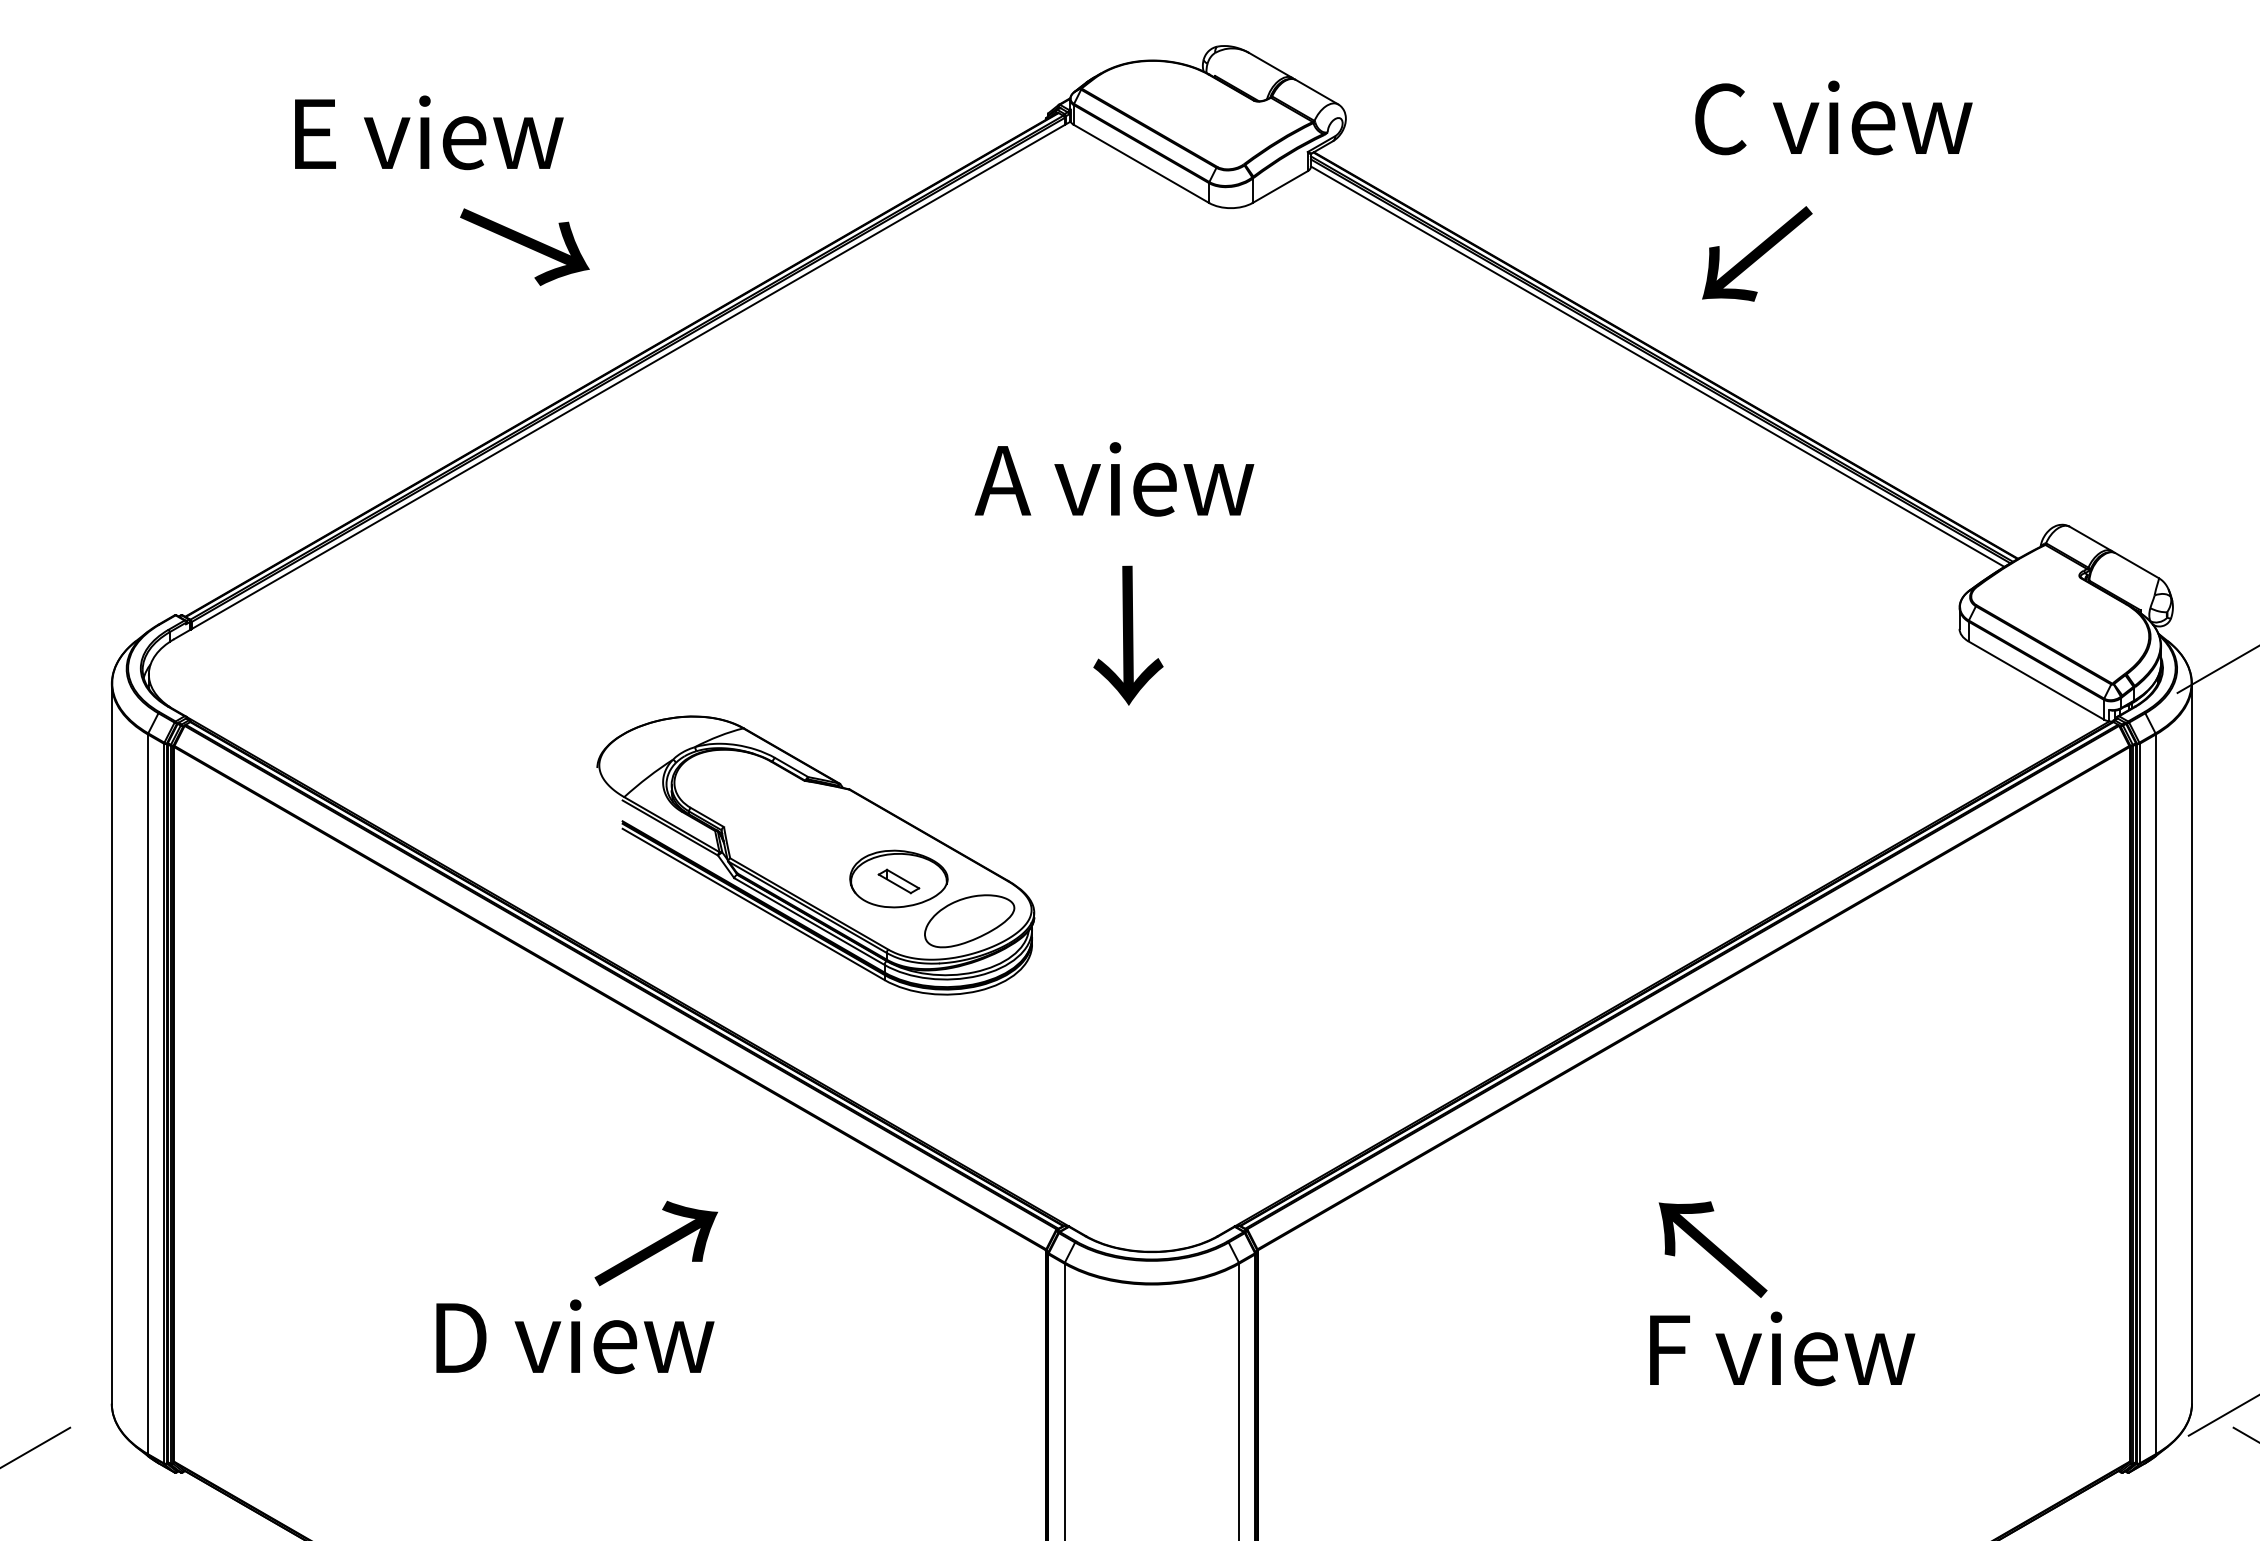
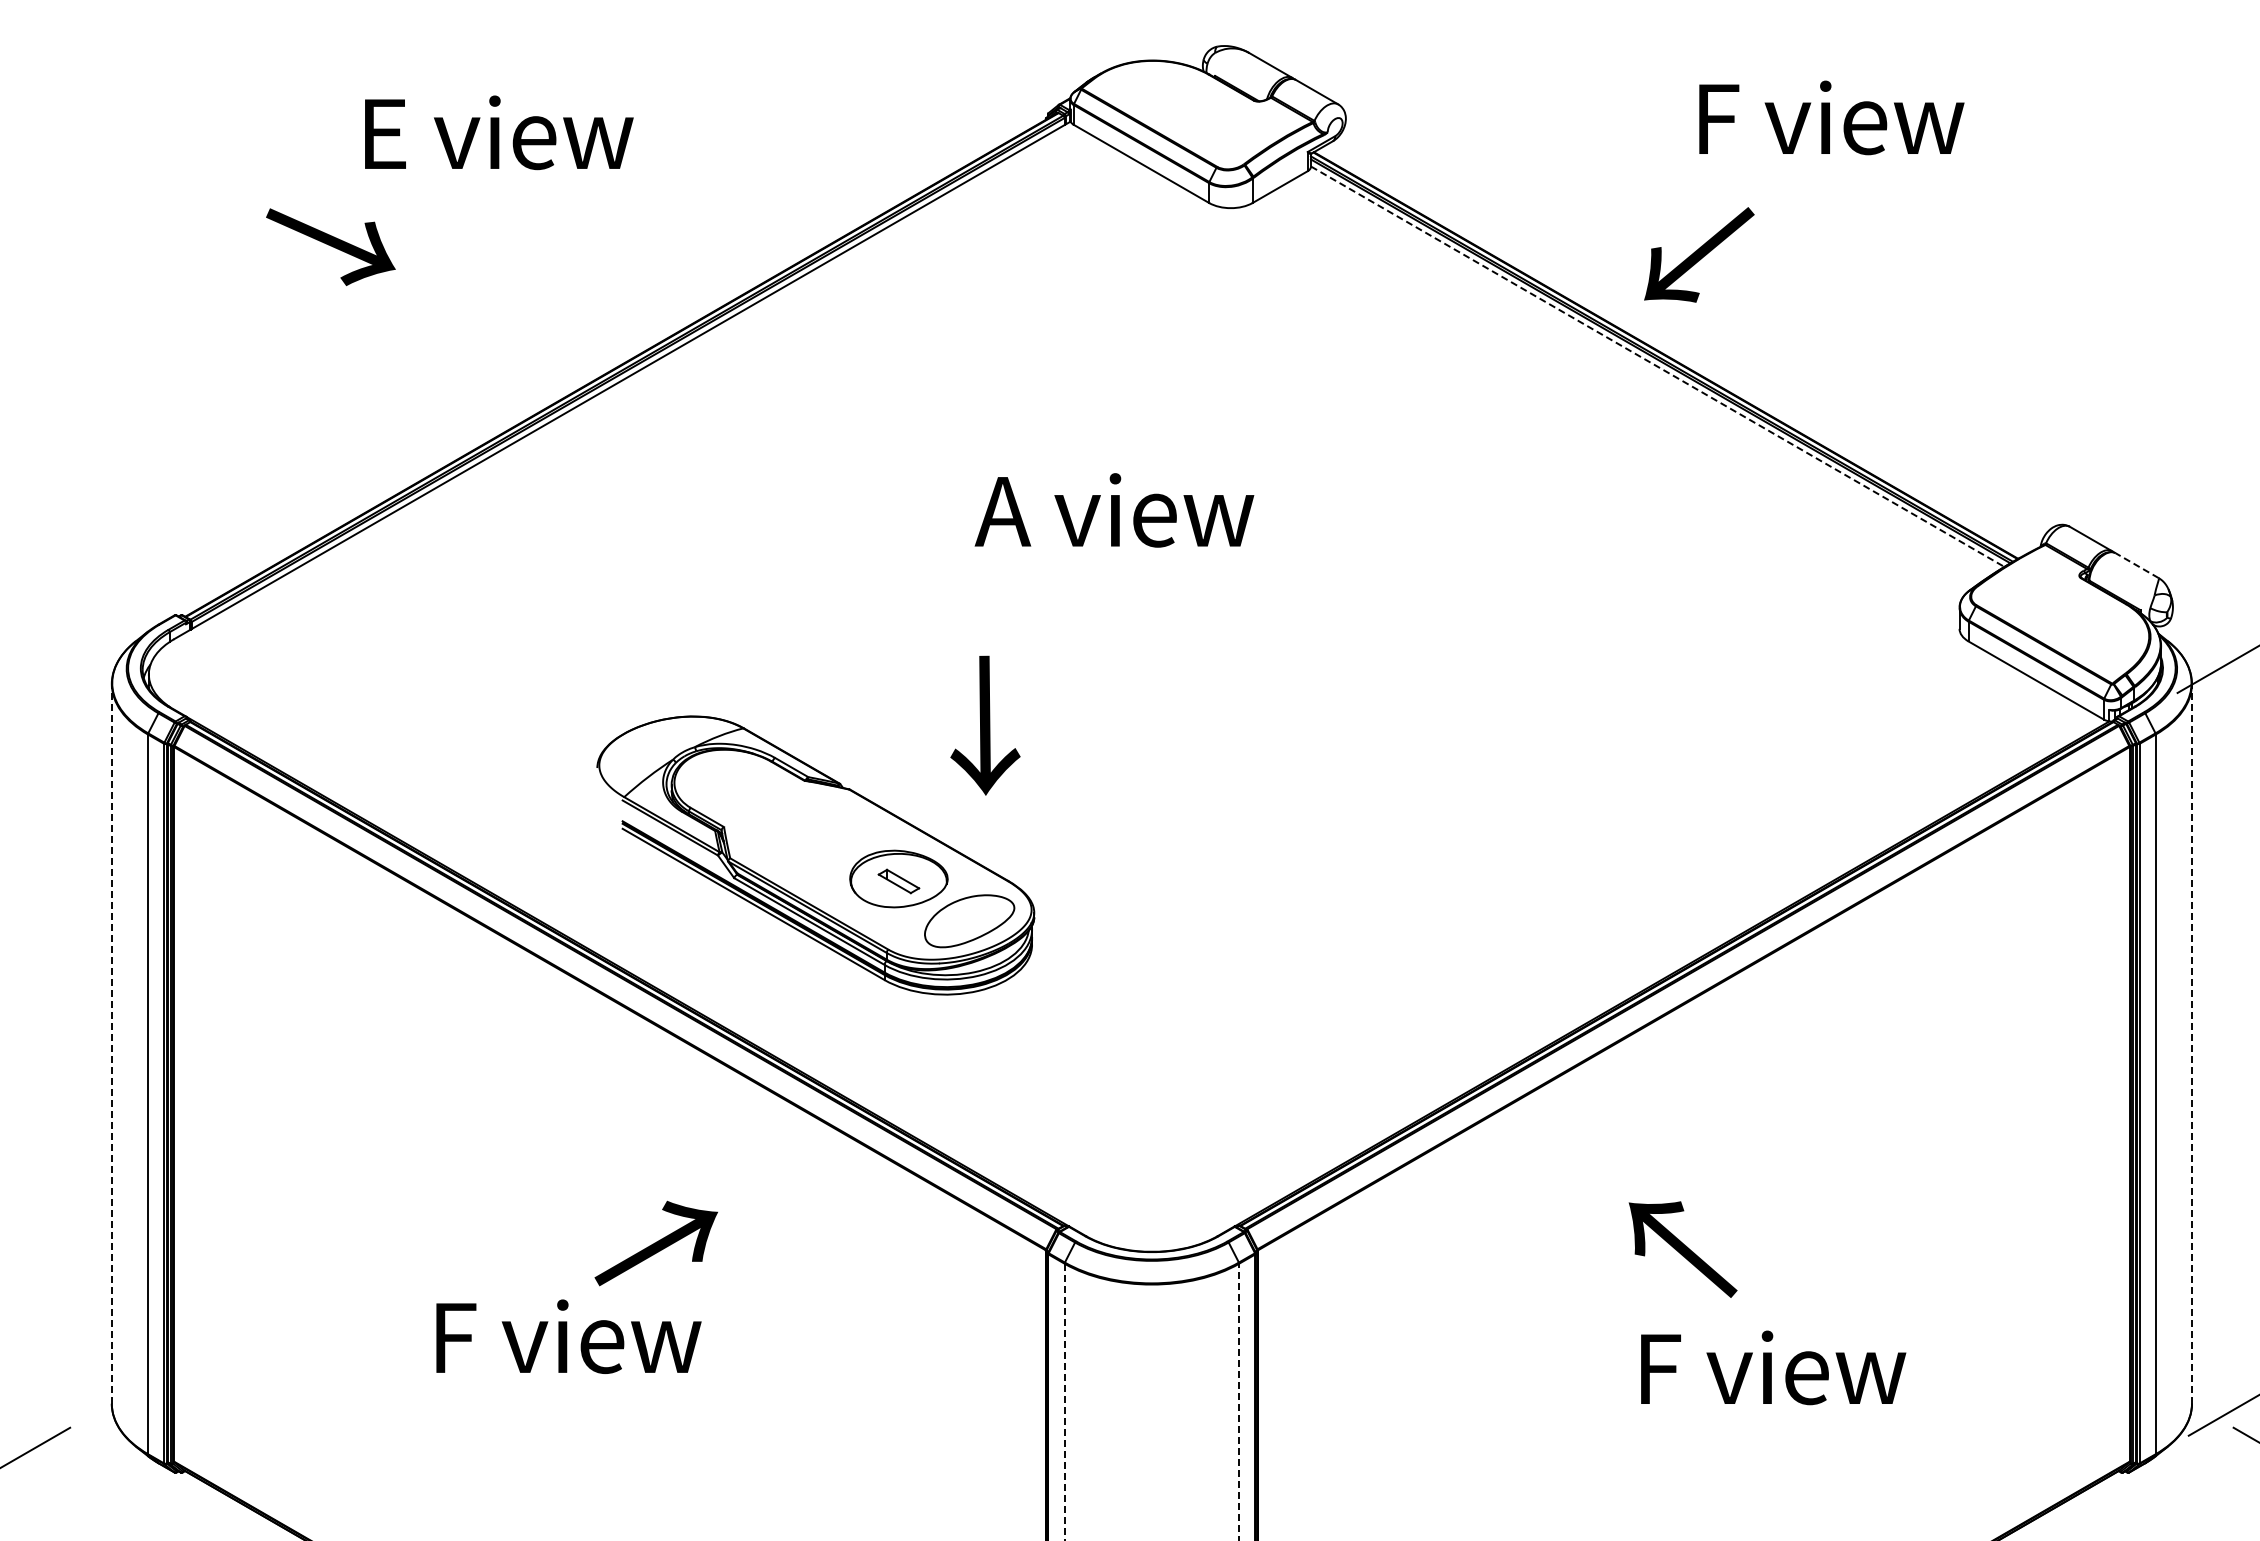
text: C view -> F view (1833, 117)
text position: (429, 132) -> (499, 132) (499, 132)
text position: (524, 246) -> (330, 246) (330, 246)
text position: (1757, 253) -> (1699, 254) (1699, 254)
line: solid -> dashed (1658, 366)
text position: (1114, 479) -> (1114, 510) (1114, 510)
line: solid -> dashed (2137, 565)
text position: (1128, 635) -> (985, 725) (985, 725)
line: solid -> dashed (111, 1043)
line: solid -> dashed (2192, 1043)
text position: (1712, 1249) -> (1682, 1249) (1682, 1249)
text: D view -> F view (579, 1336)
text position: (1782, 1348) -> (1773, 1367) (1773, 1367)
line: solid -> dashed (1239, 1401)
line: solid -> dashed (1064, 1402)
